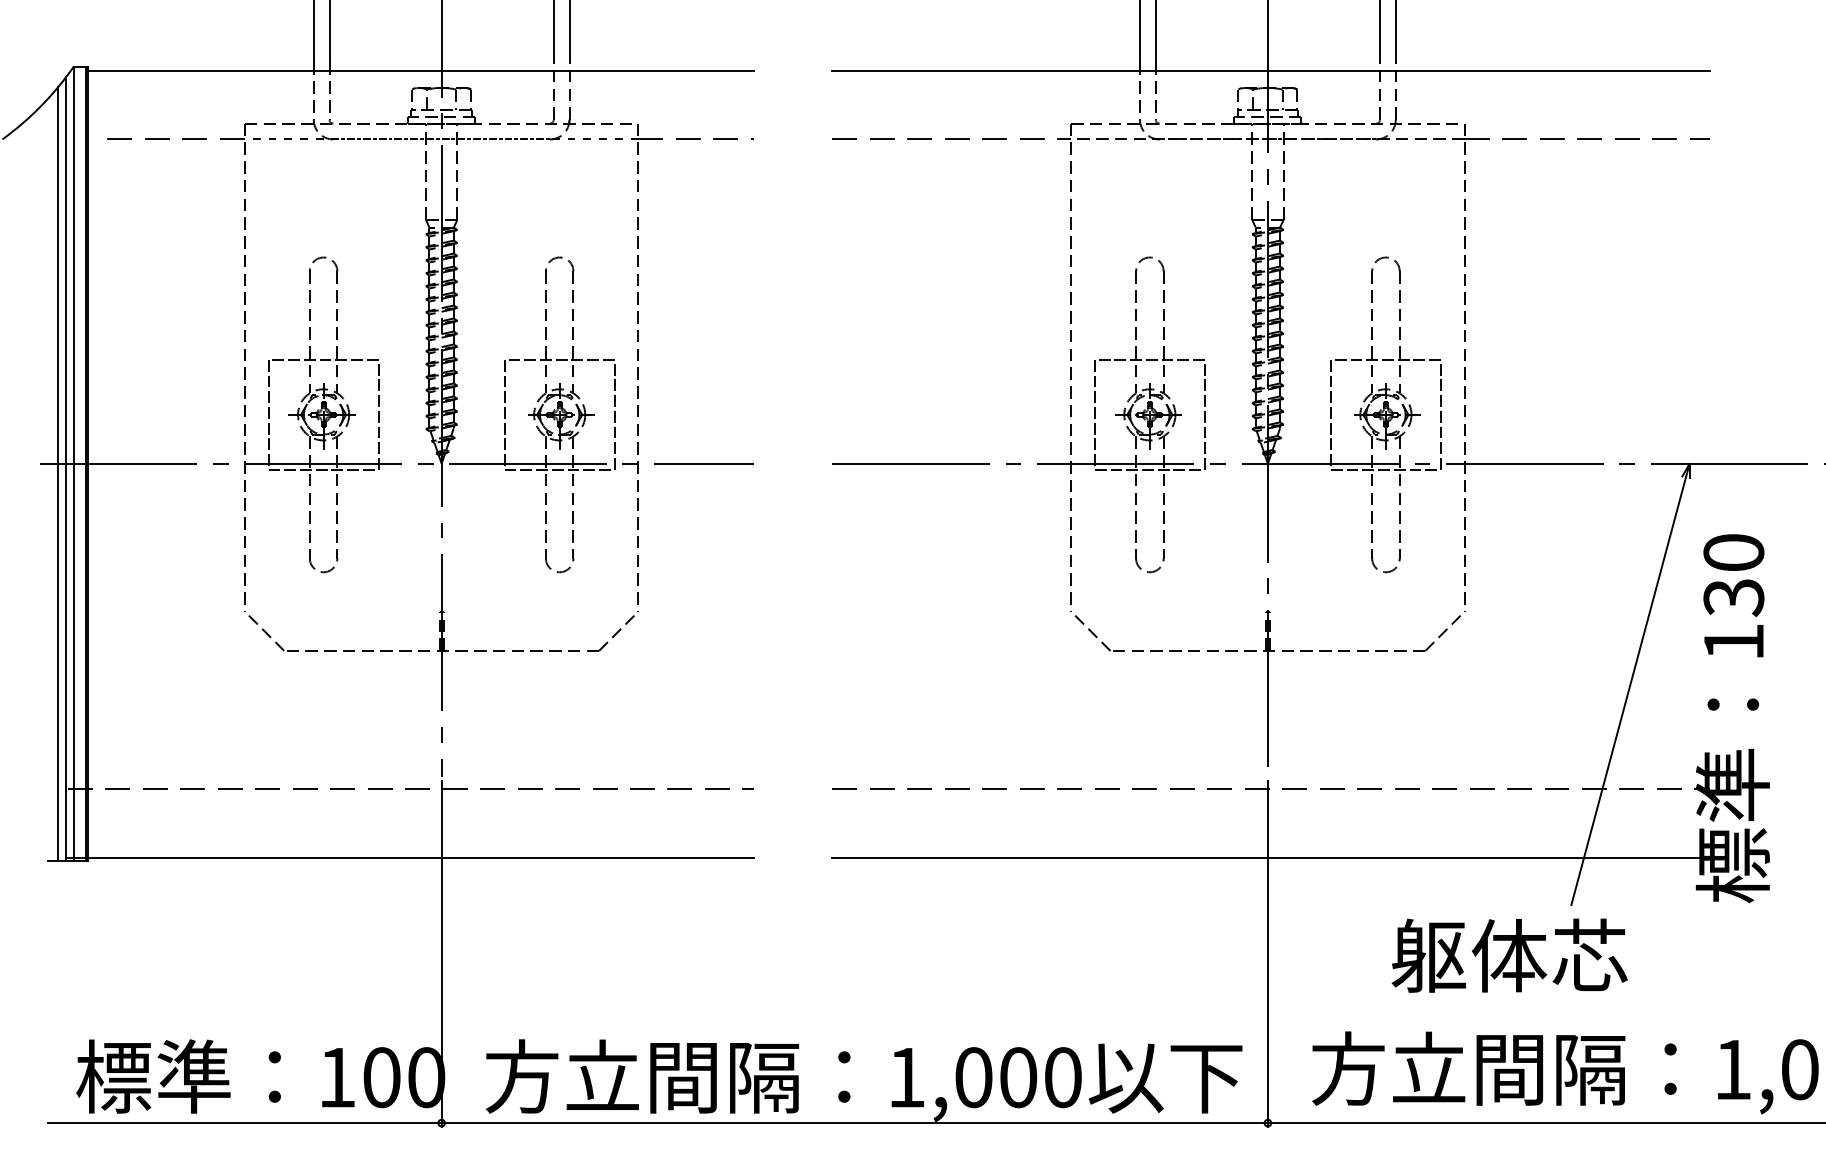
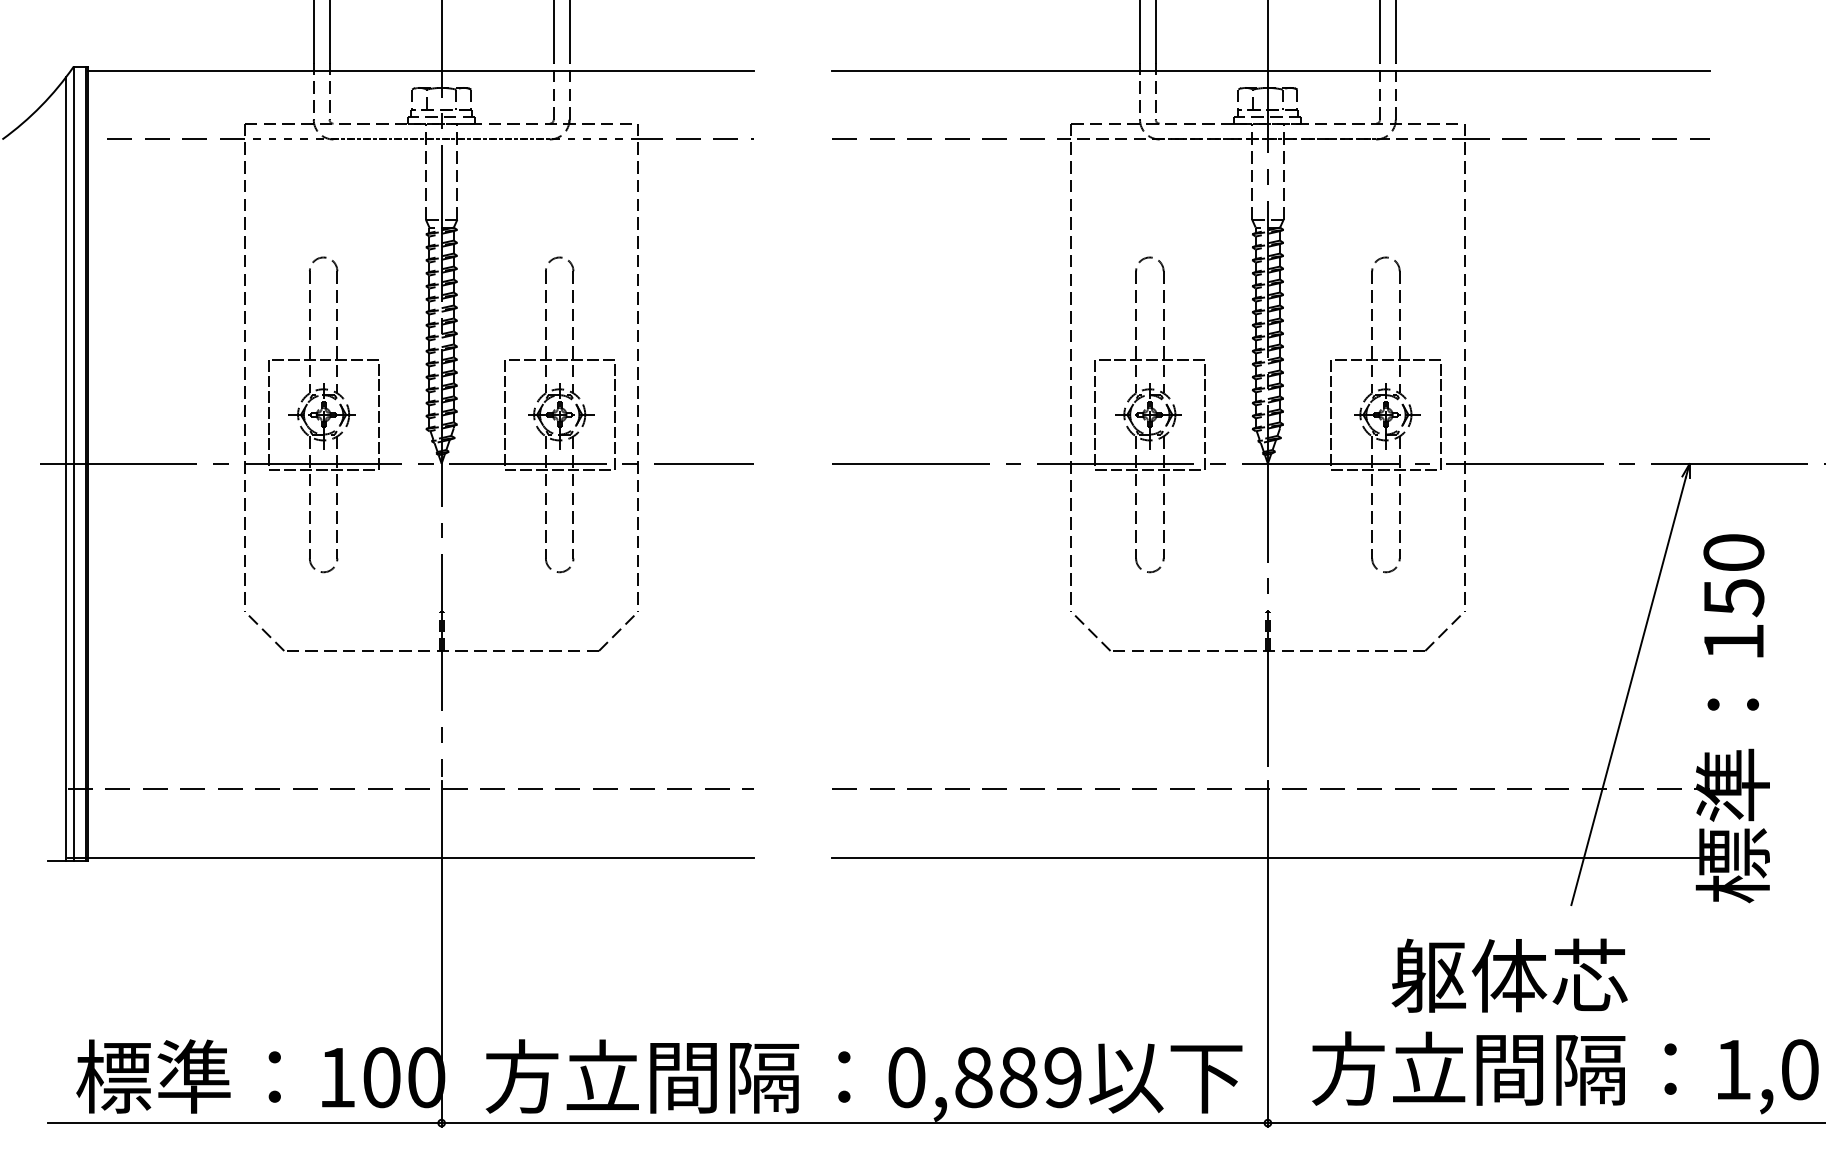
line: present -> none (58, 474)
text: 130 -> 150 (1733, 598)
text position: (1509, 955) -> (1509, 975) (1509, 975)
text: 1,000 -> 0,889 (984, 1077)
